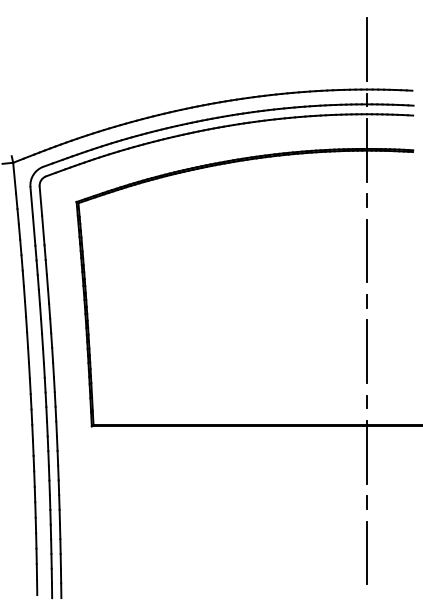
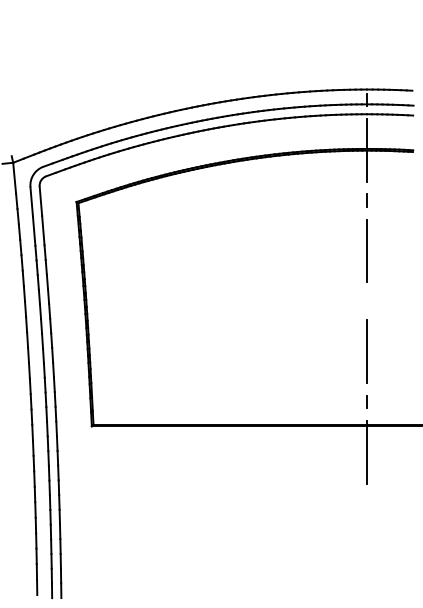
line: present -> none (366, 49)
line: present -> none (366, 301)
line: present -> none (366, 502)
line: present -> none (366, 552)
